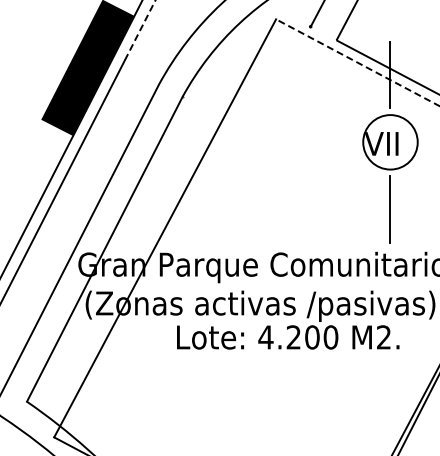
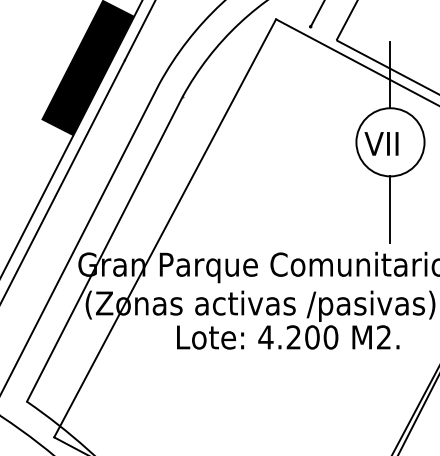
line: dashed -> solid (140, 30)
line: dashed -> solid (357, 62)
circle diameter: 54 px -> 68 px (390, 142)
